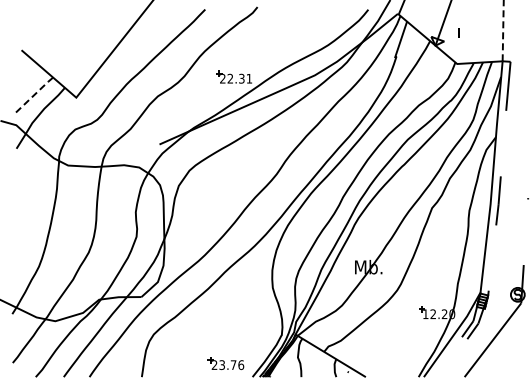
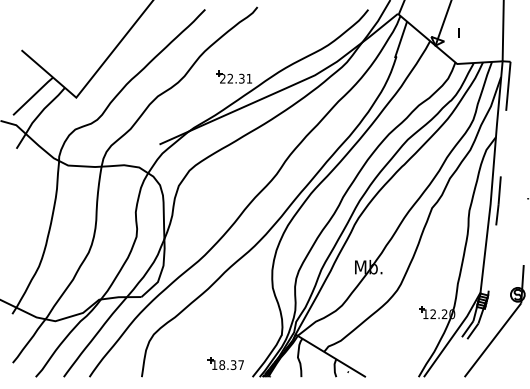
line: dashed -> solid (503, 30)
line: dashed -> solid (33, 96)
text: 23.76 -> 18.37 (227, 365)
